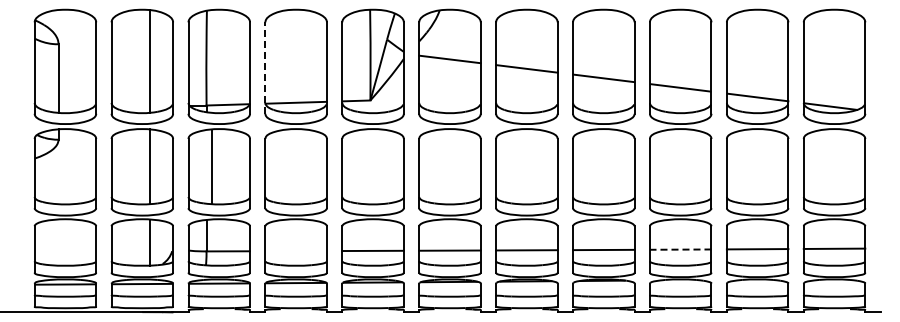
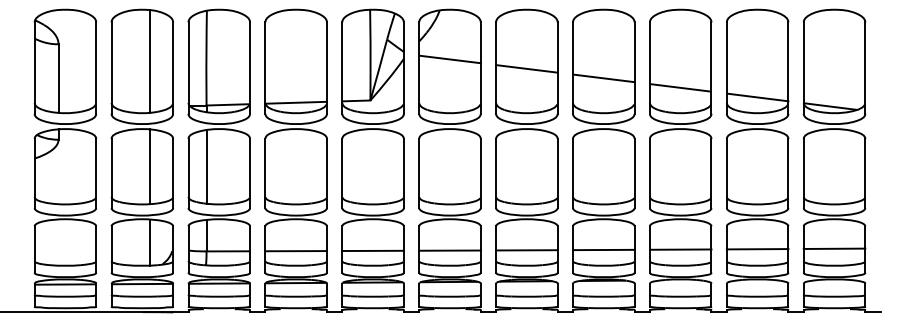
line: dashed -> solid (265, 68)
line position: (211, 166) -> (206, 166) (206, 166)
line: dashed -> solid (680, 249)
line: none -> present (295, 251)
